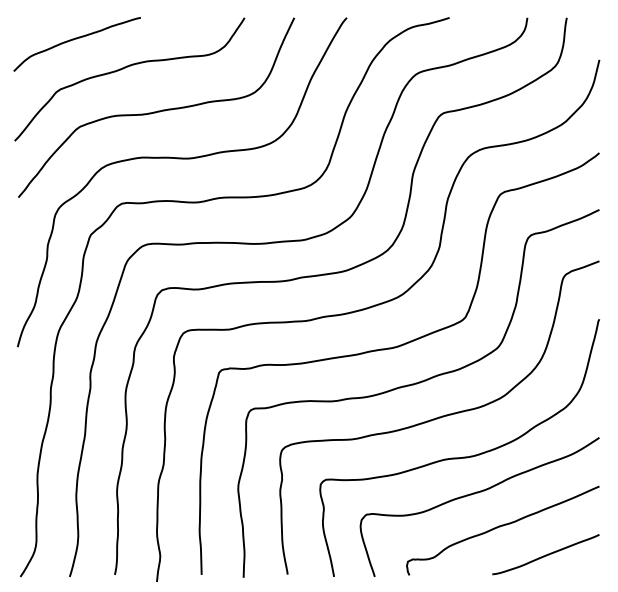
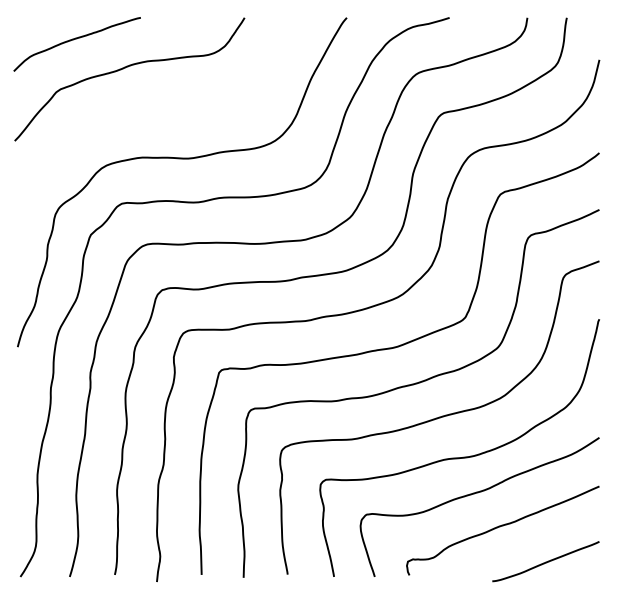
curve: present -> none (157, 110)
curve position: (545, 554) -> (545, 561) (545, 561)
